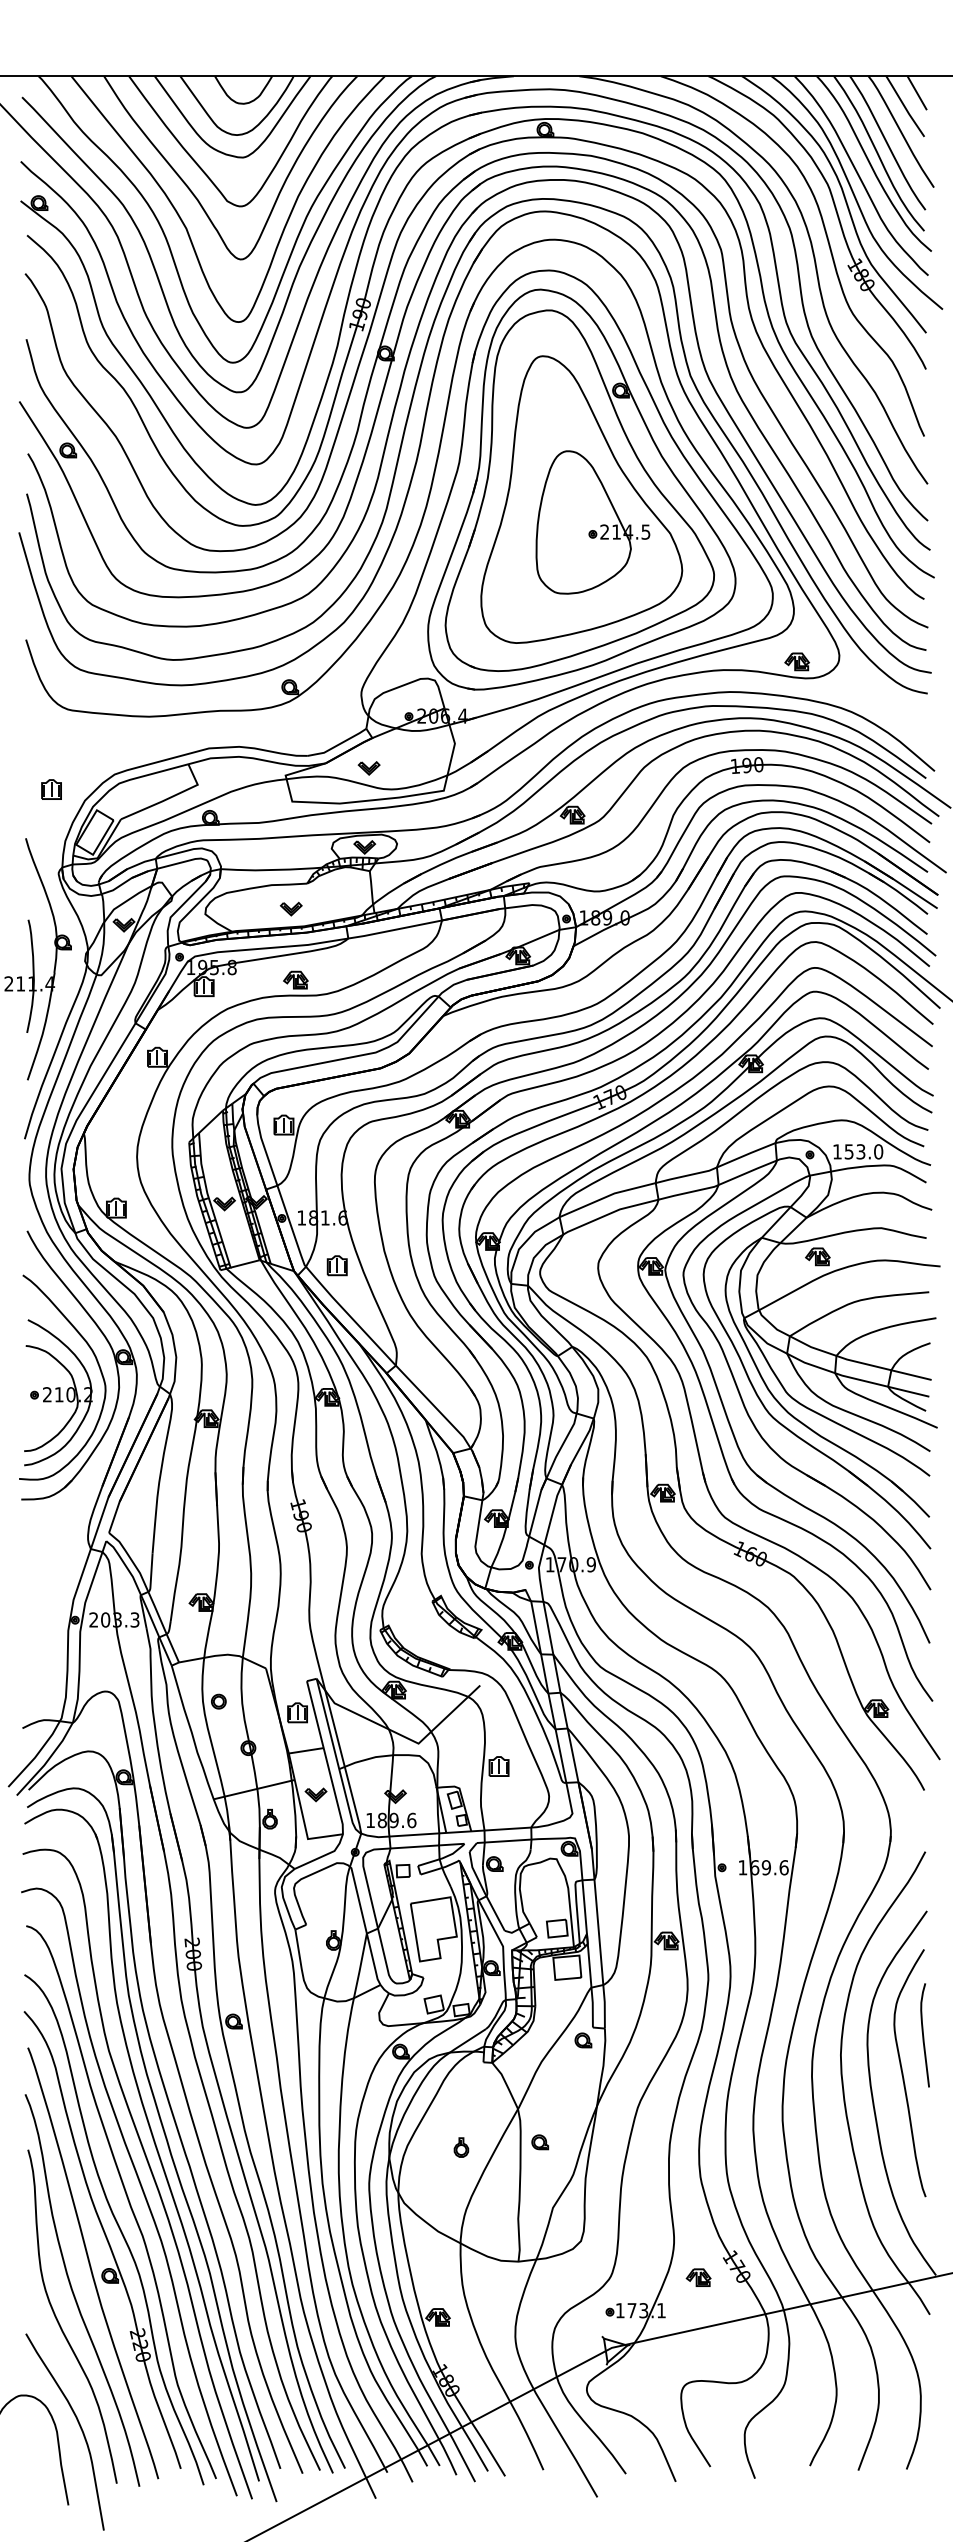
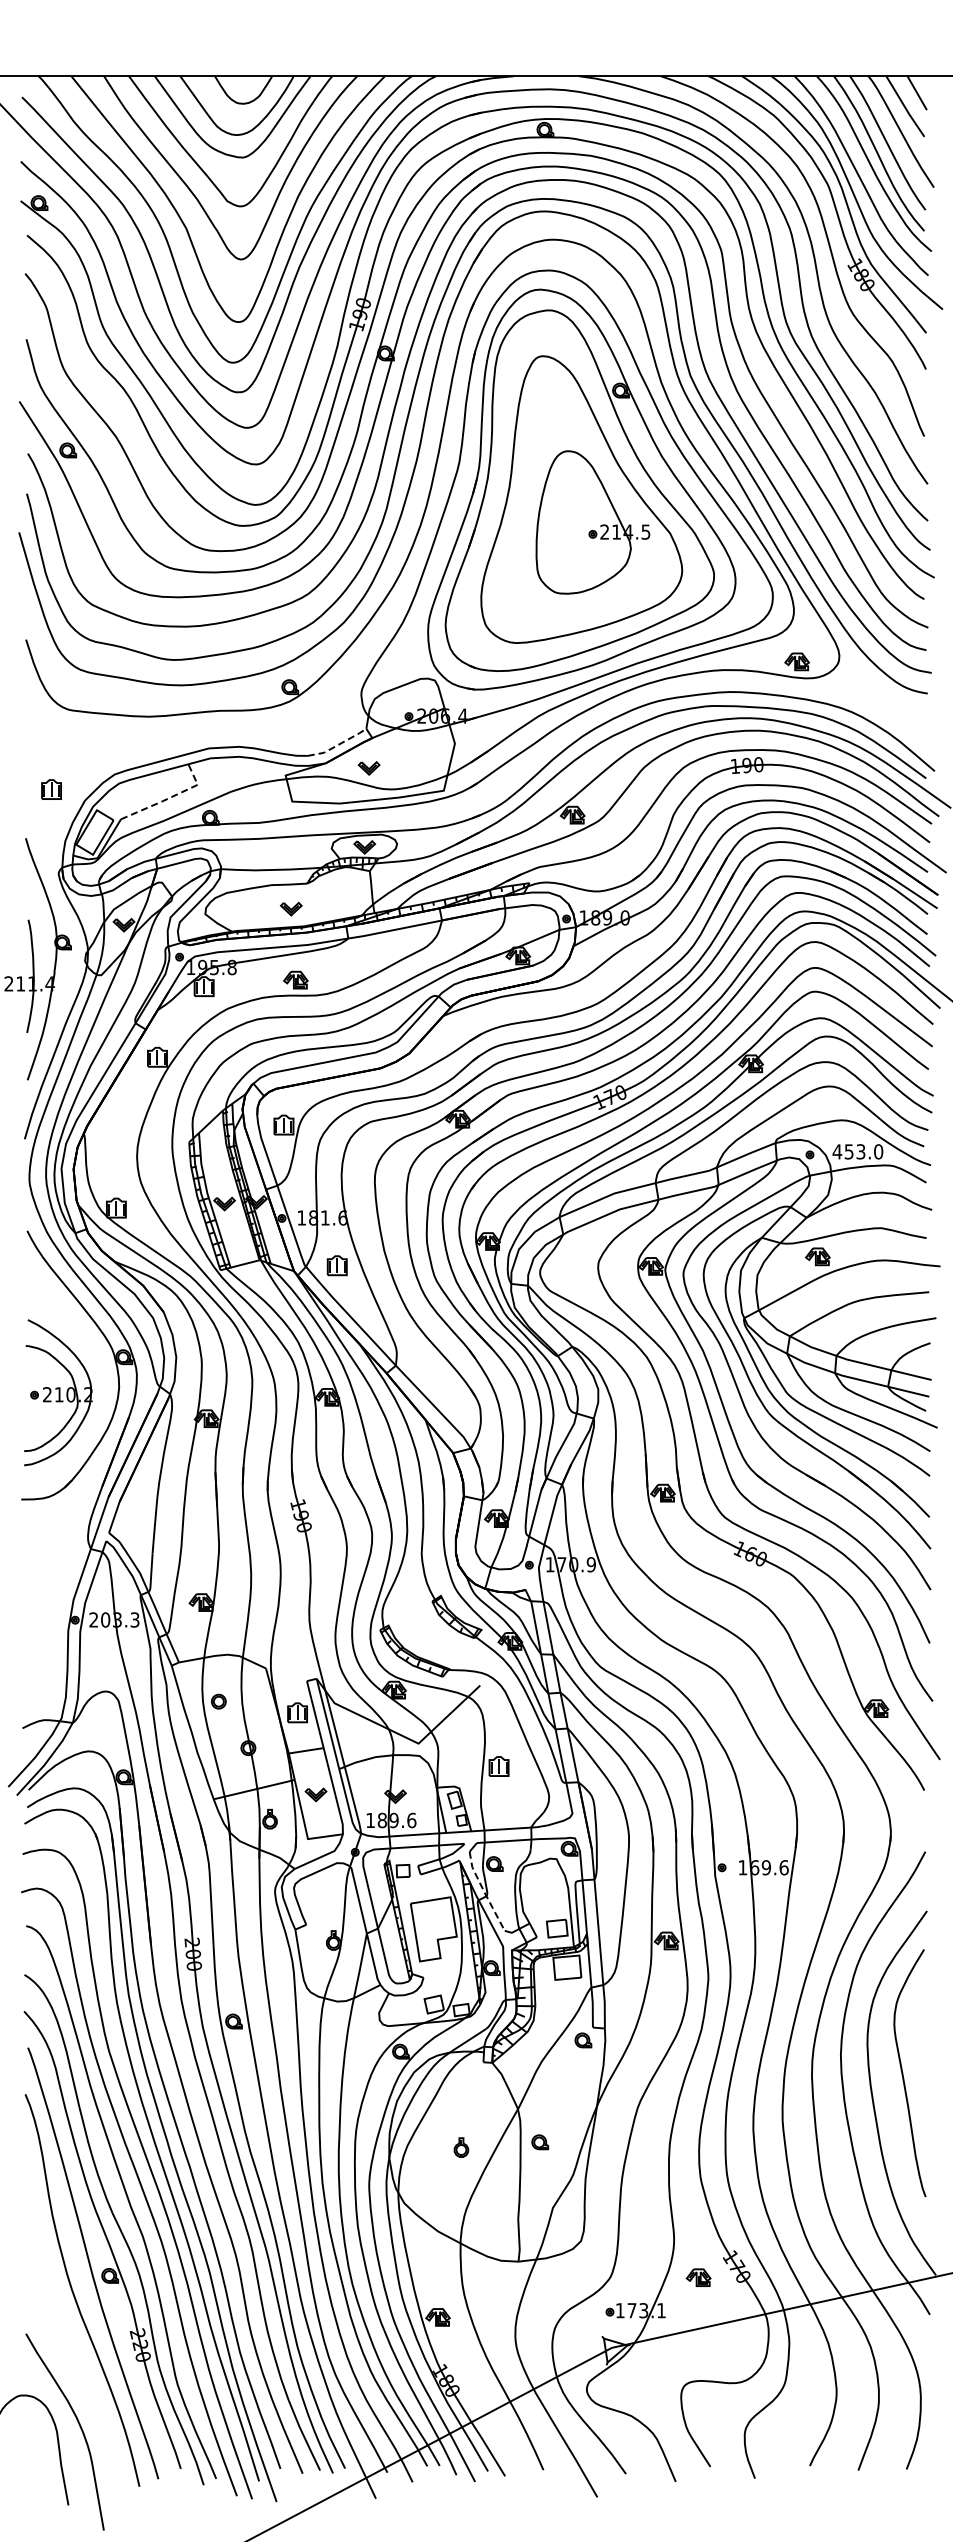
line: solid -> dashed (338, 744)
line: solid -> dashed (169, 797)
text: 153.0 -> 453.0 (837, 1151)
curve: present -> none (97, 1364)
line: solid -> dashed (484, 1892)
curve: present -> none (923, 2035)
curve: present -> none (59, 2322)
